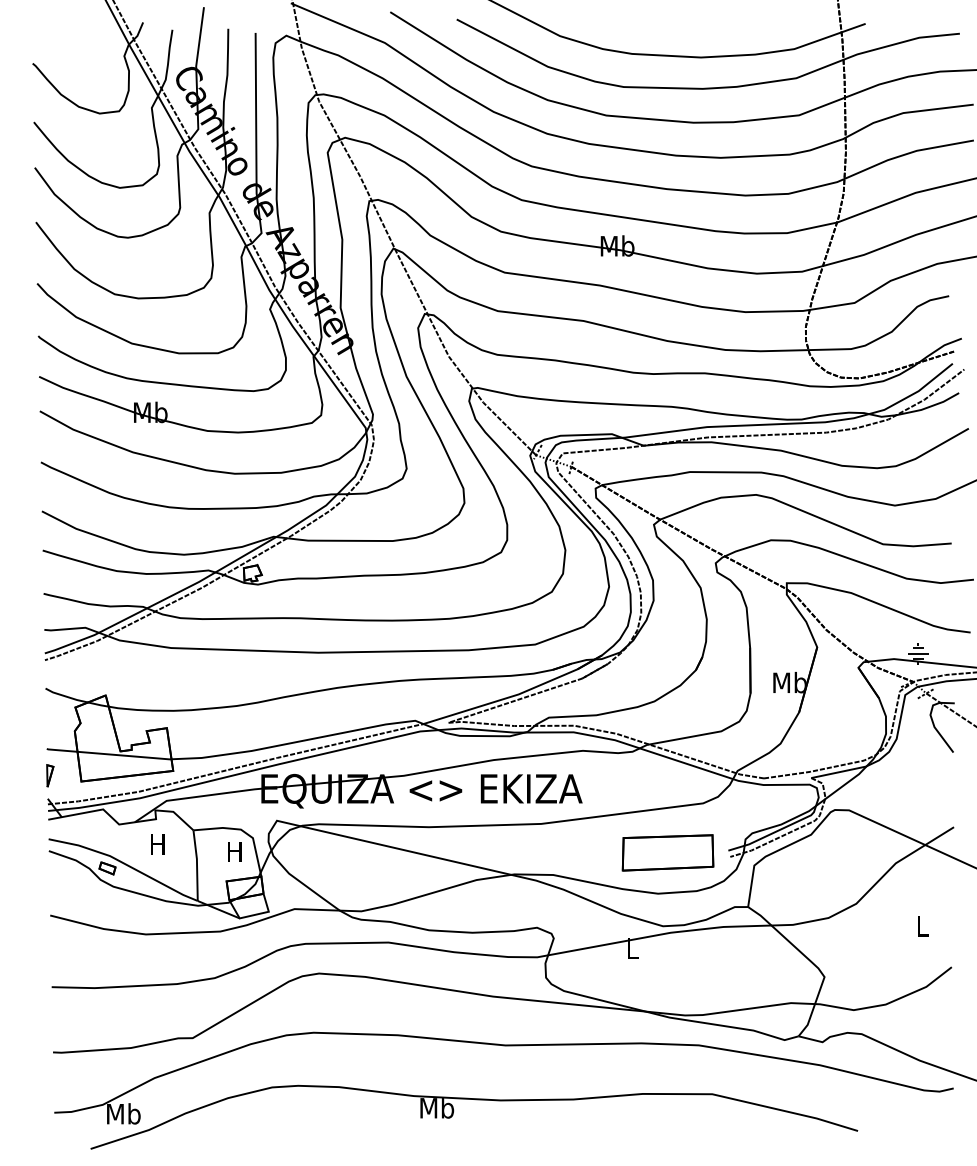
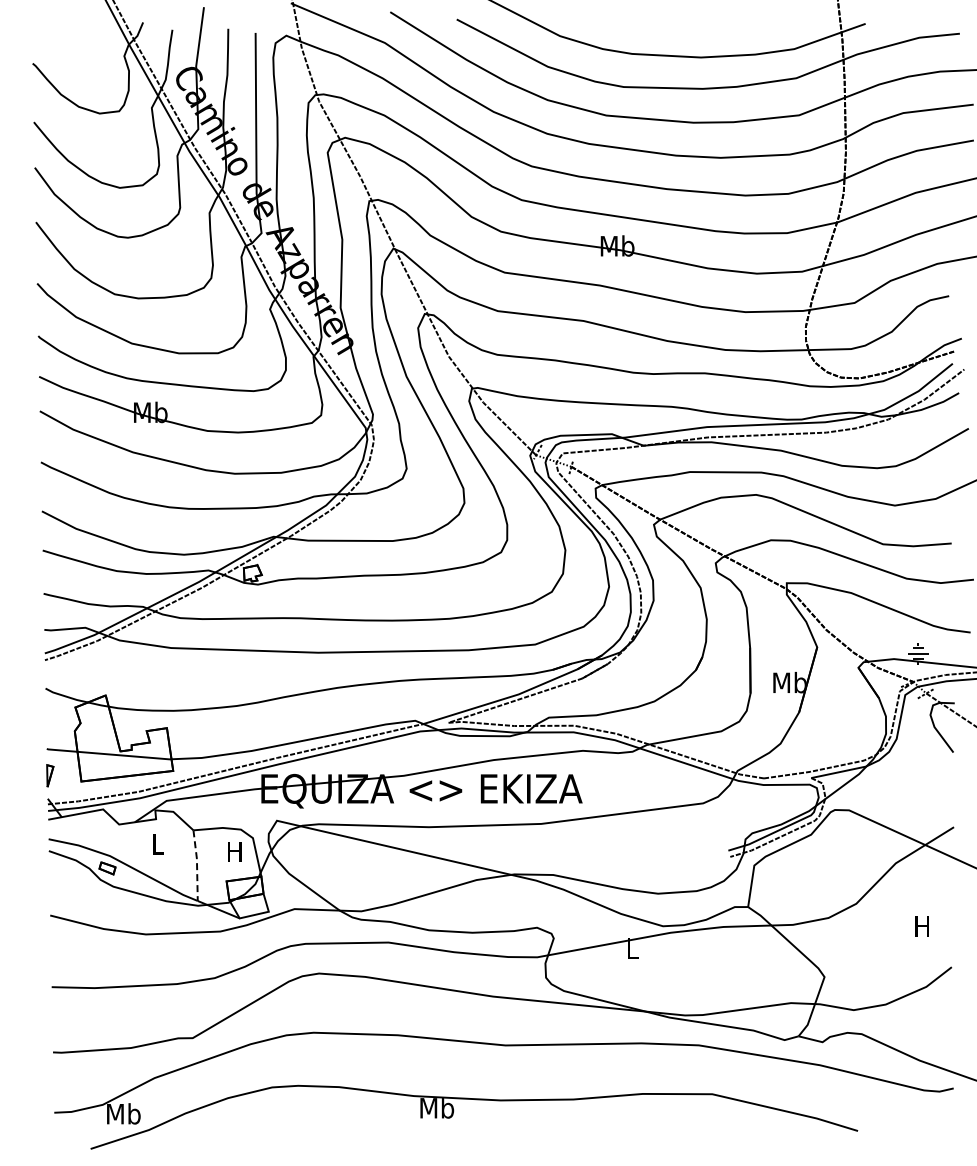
text: H -> L (157, 844)
part: present -> none (667, 852)
line: solid -> dashed (197, 865)
text: L -> H (921, 926)
